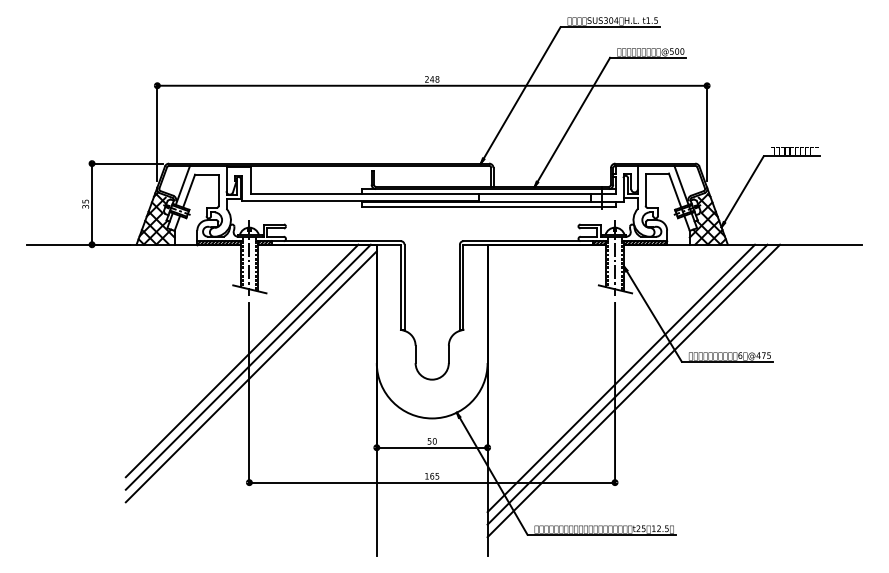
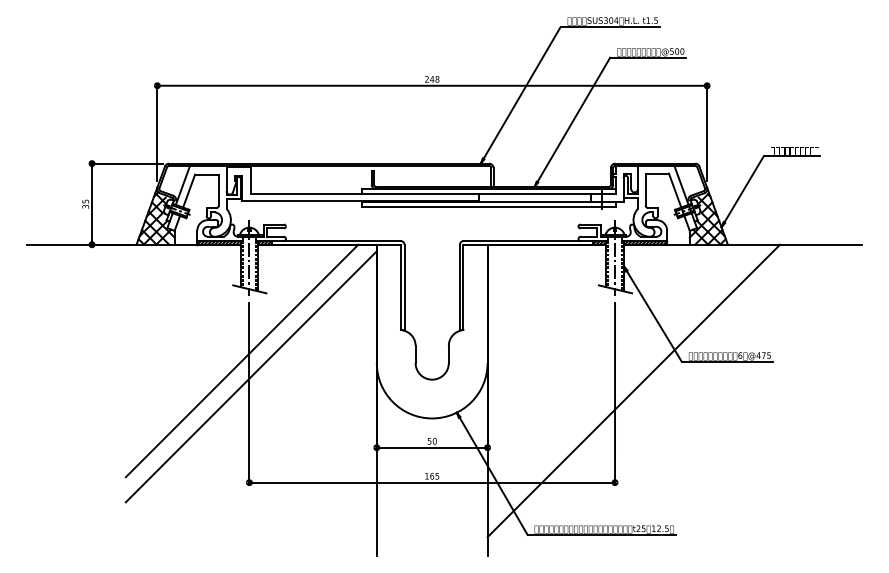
line: present -> none (247, 366)
line: present -> none (621, 378)
line: present -> none (627, 384)
